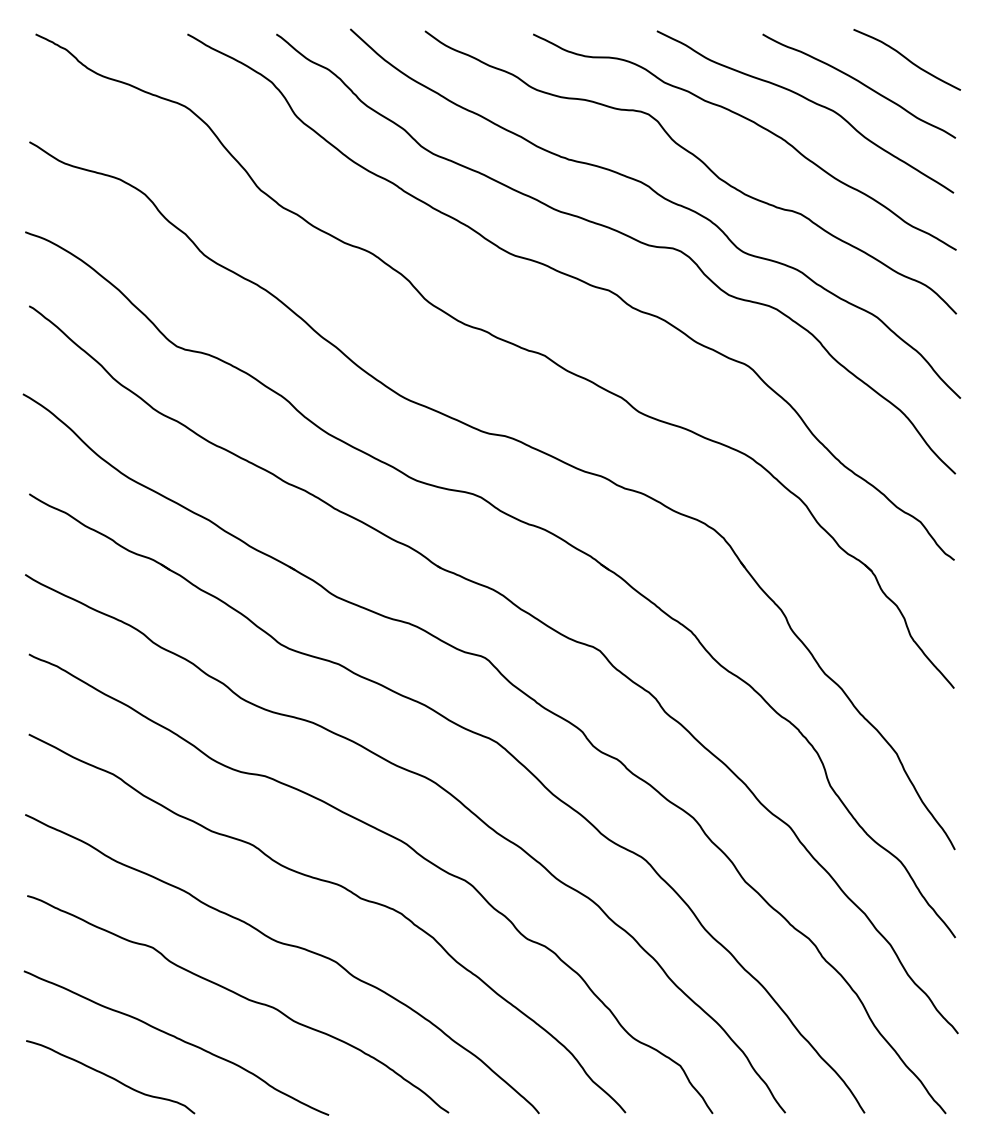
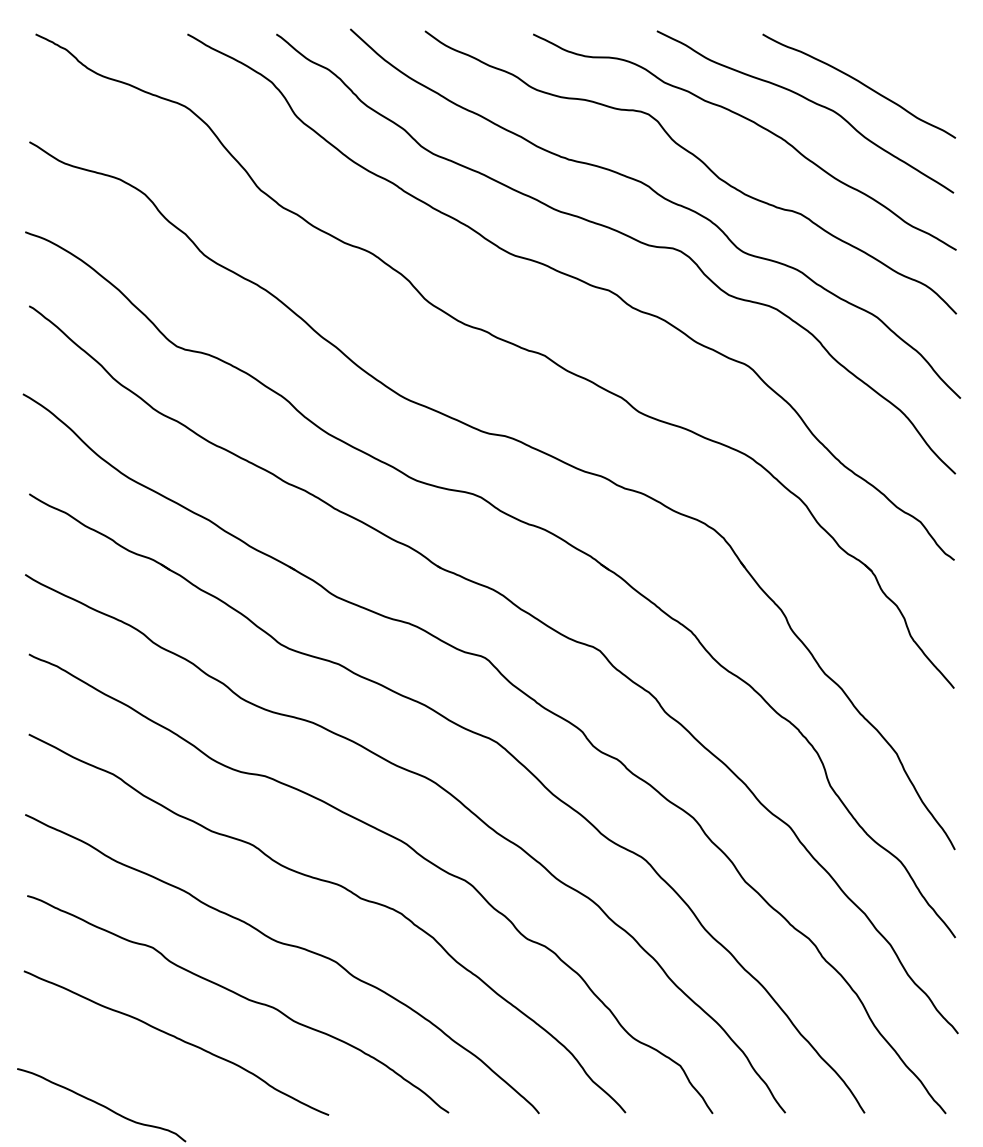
curve: present -> none (906, 59)
curve position: (110, 1077) -> (101, 1105) (101, 1105)
